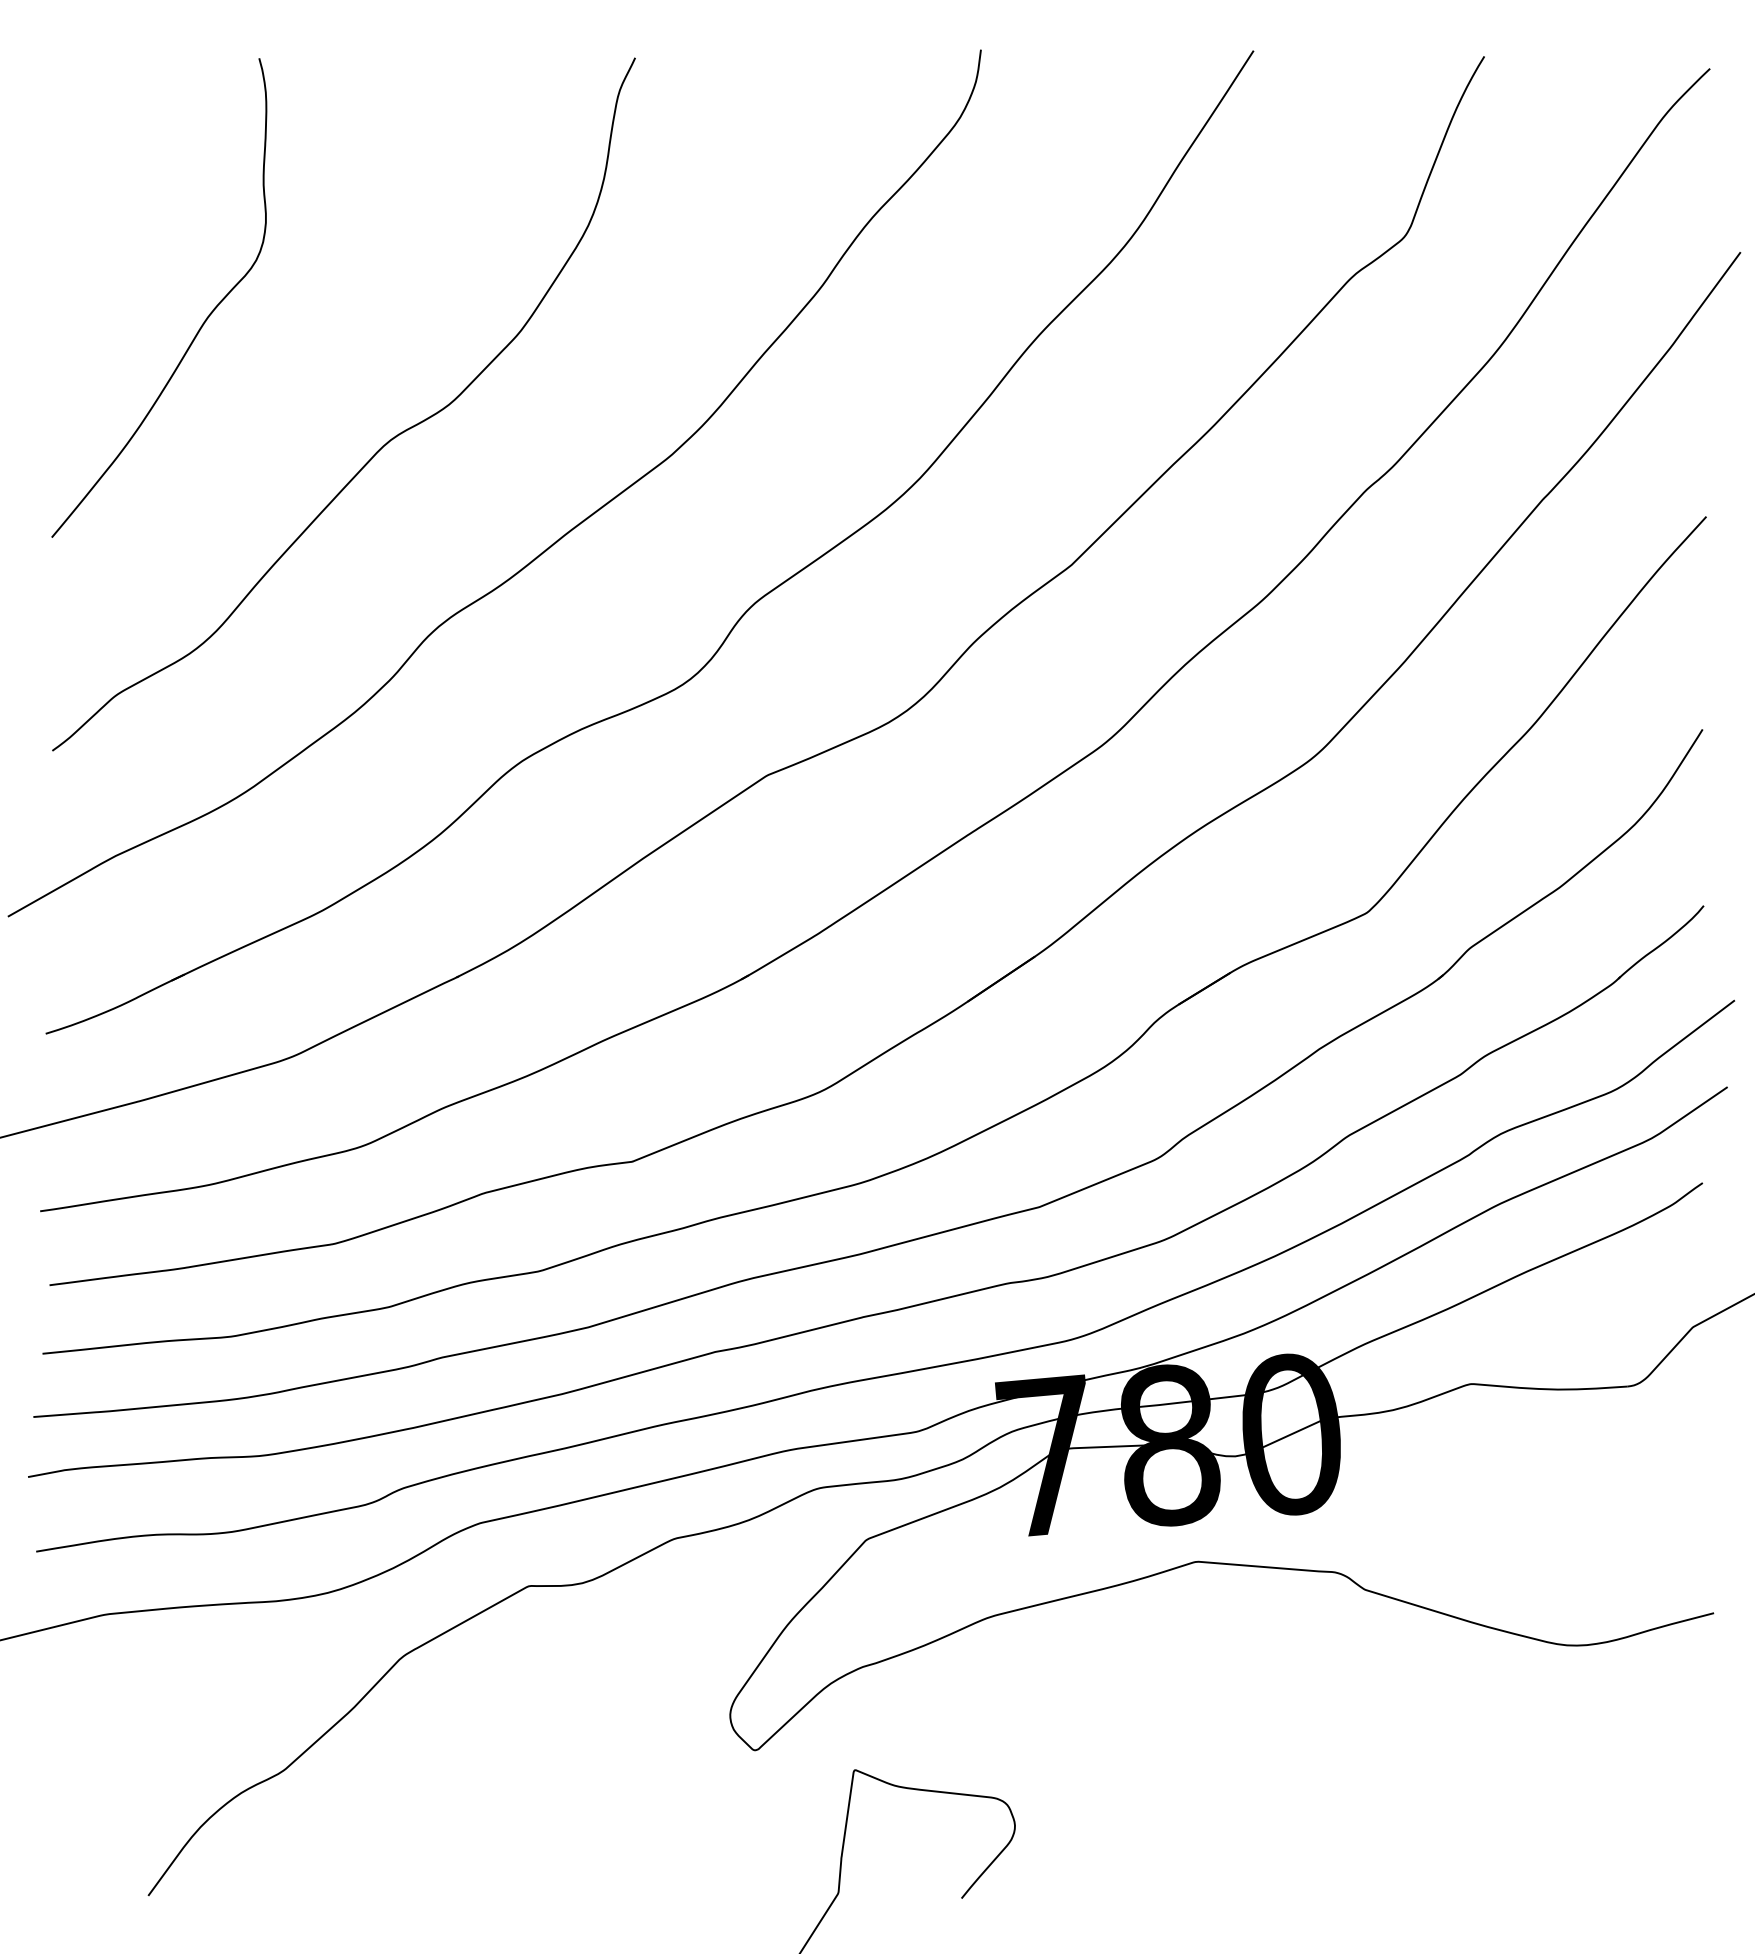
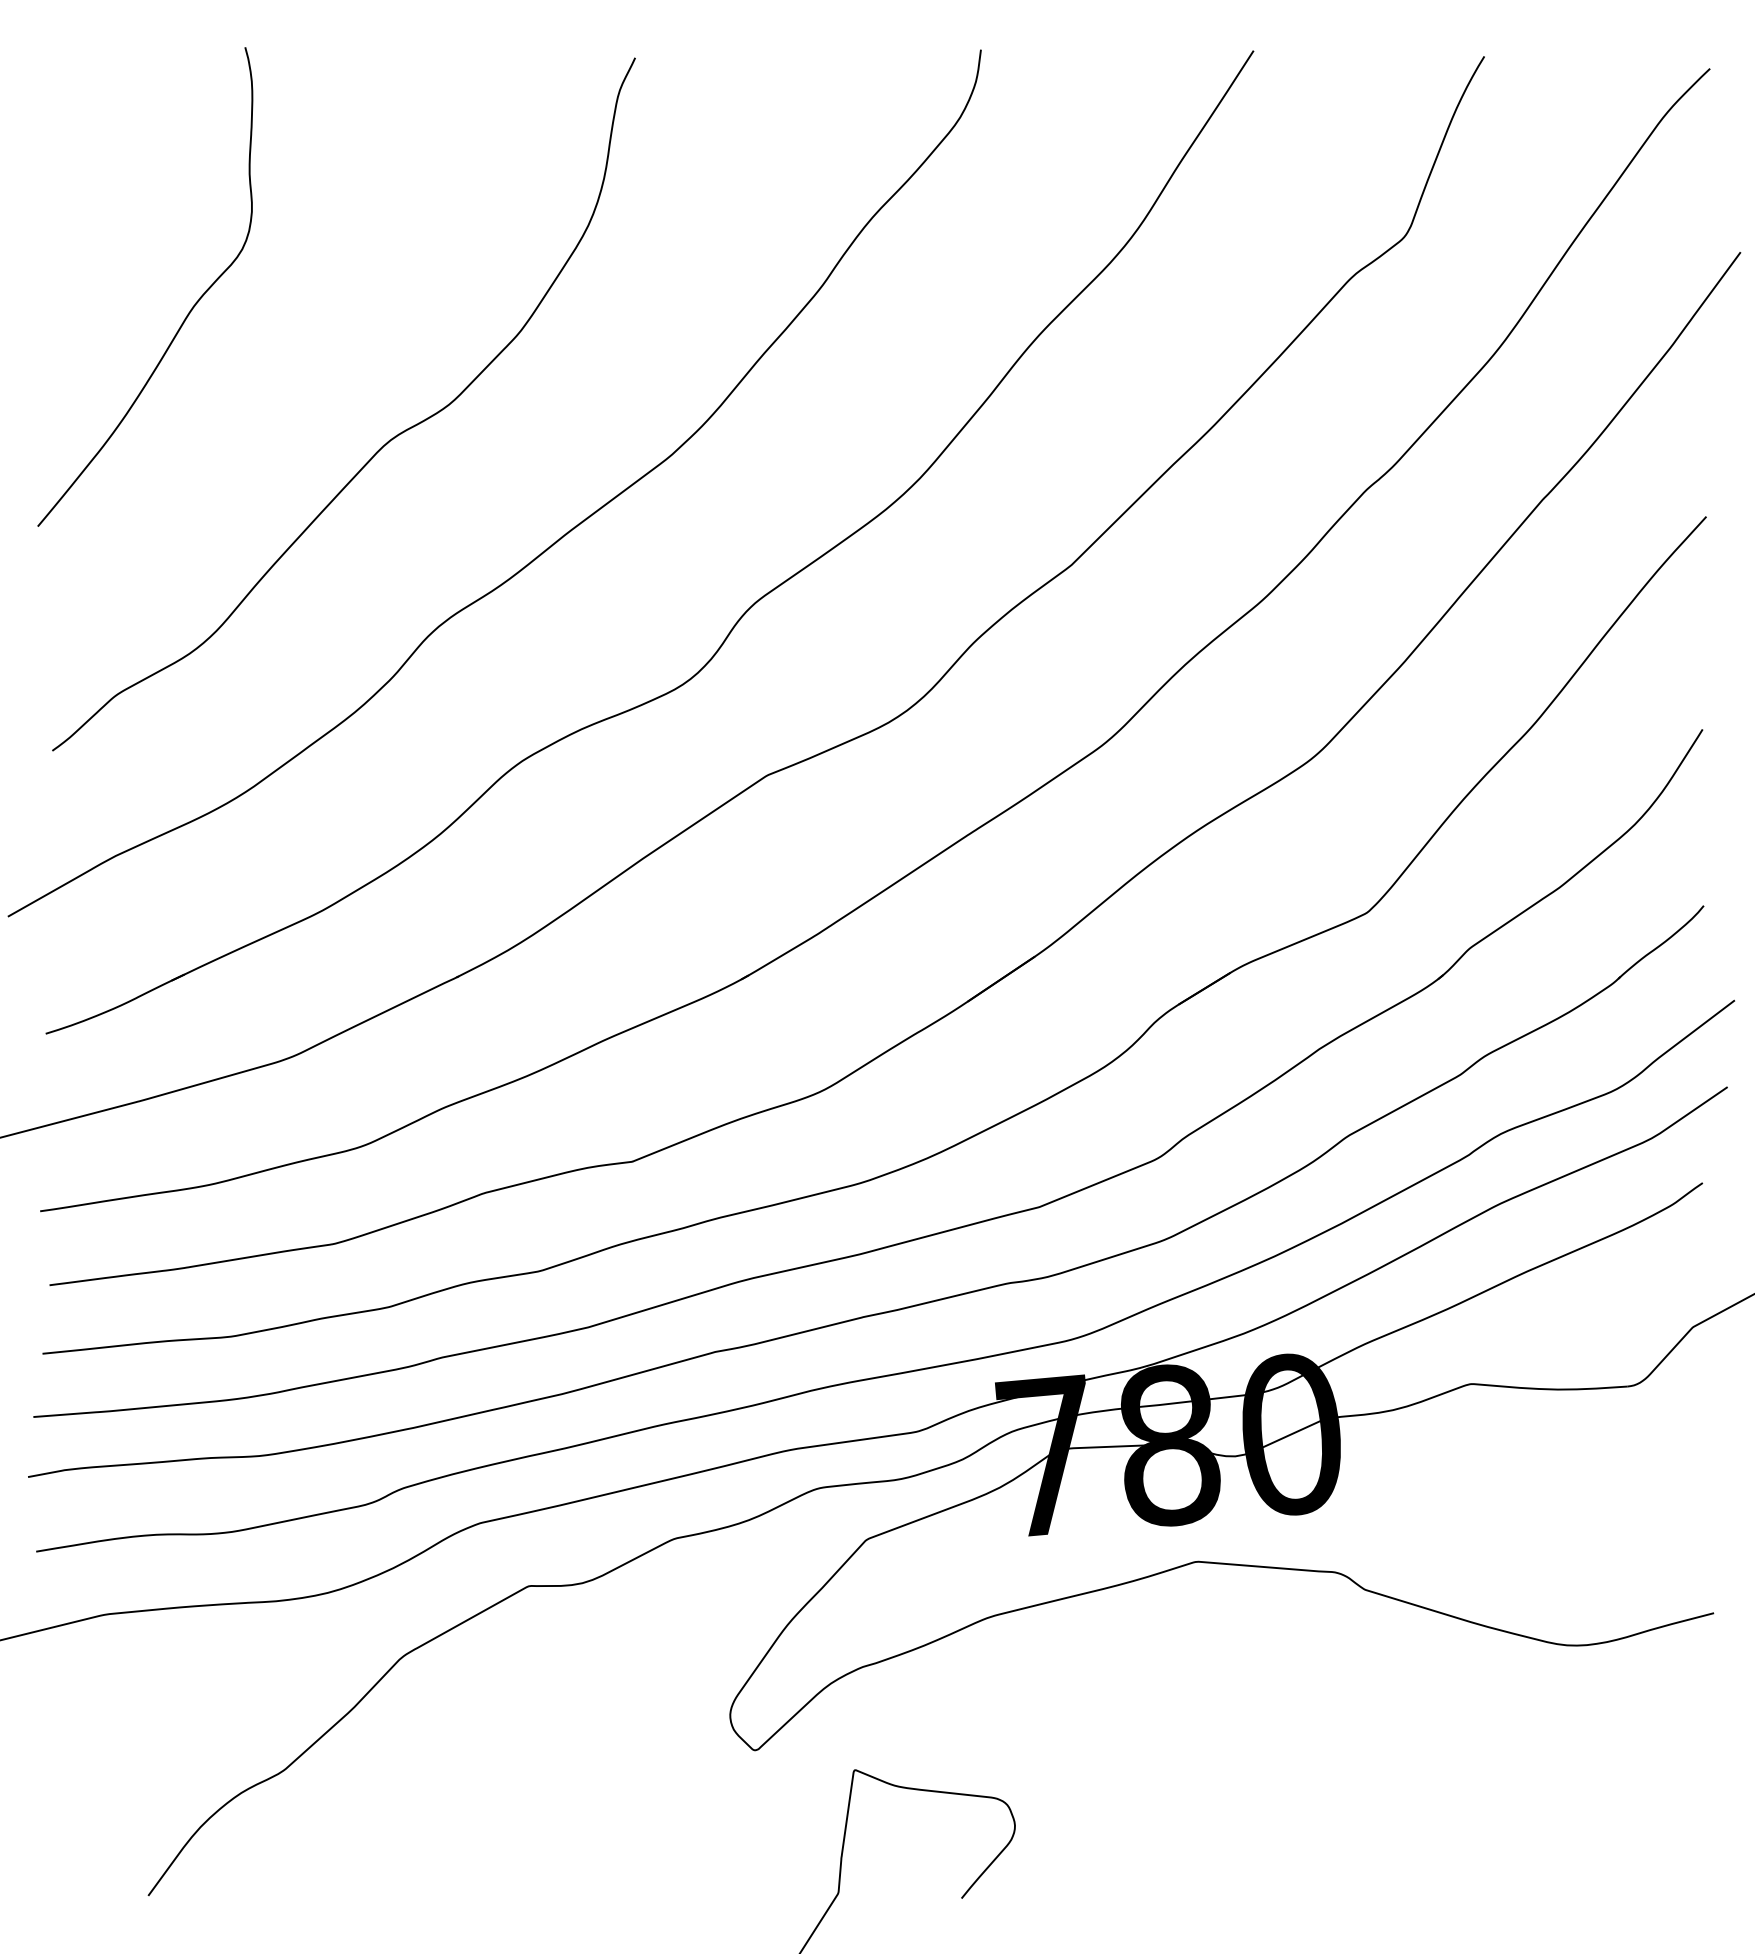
curve position: (200, 326) -> (186, 315) (186, 315)
